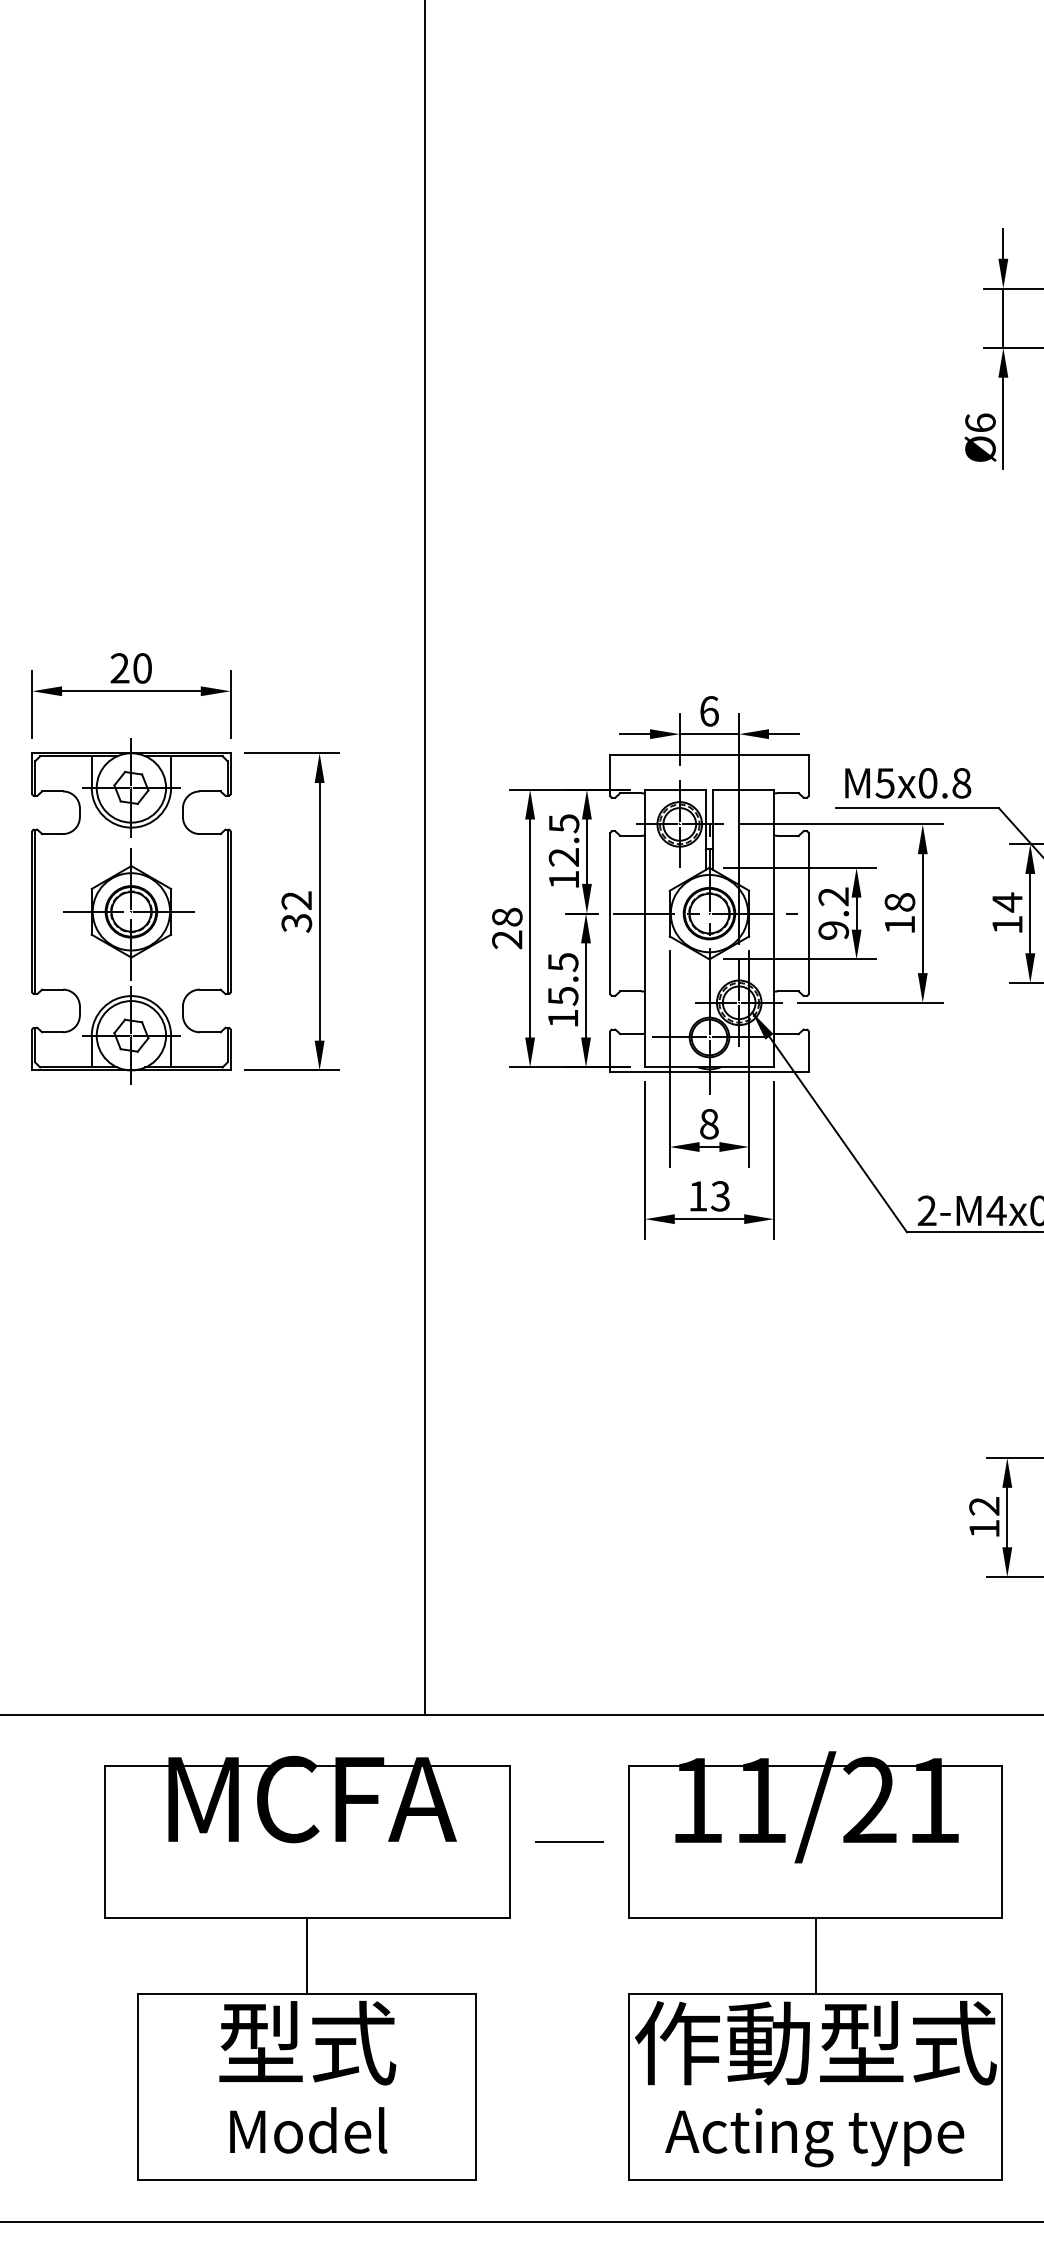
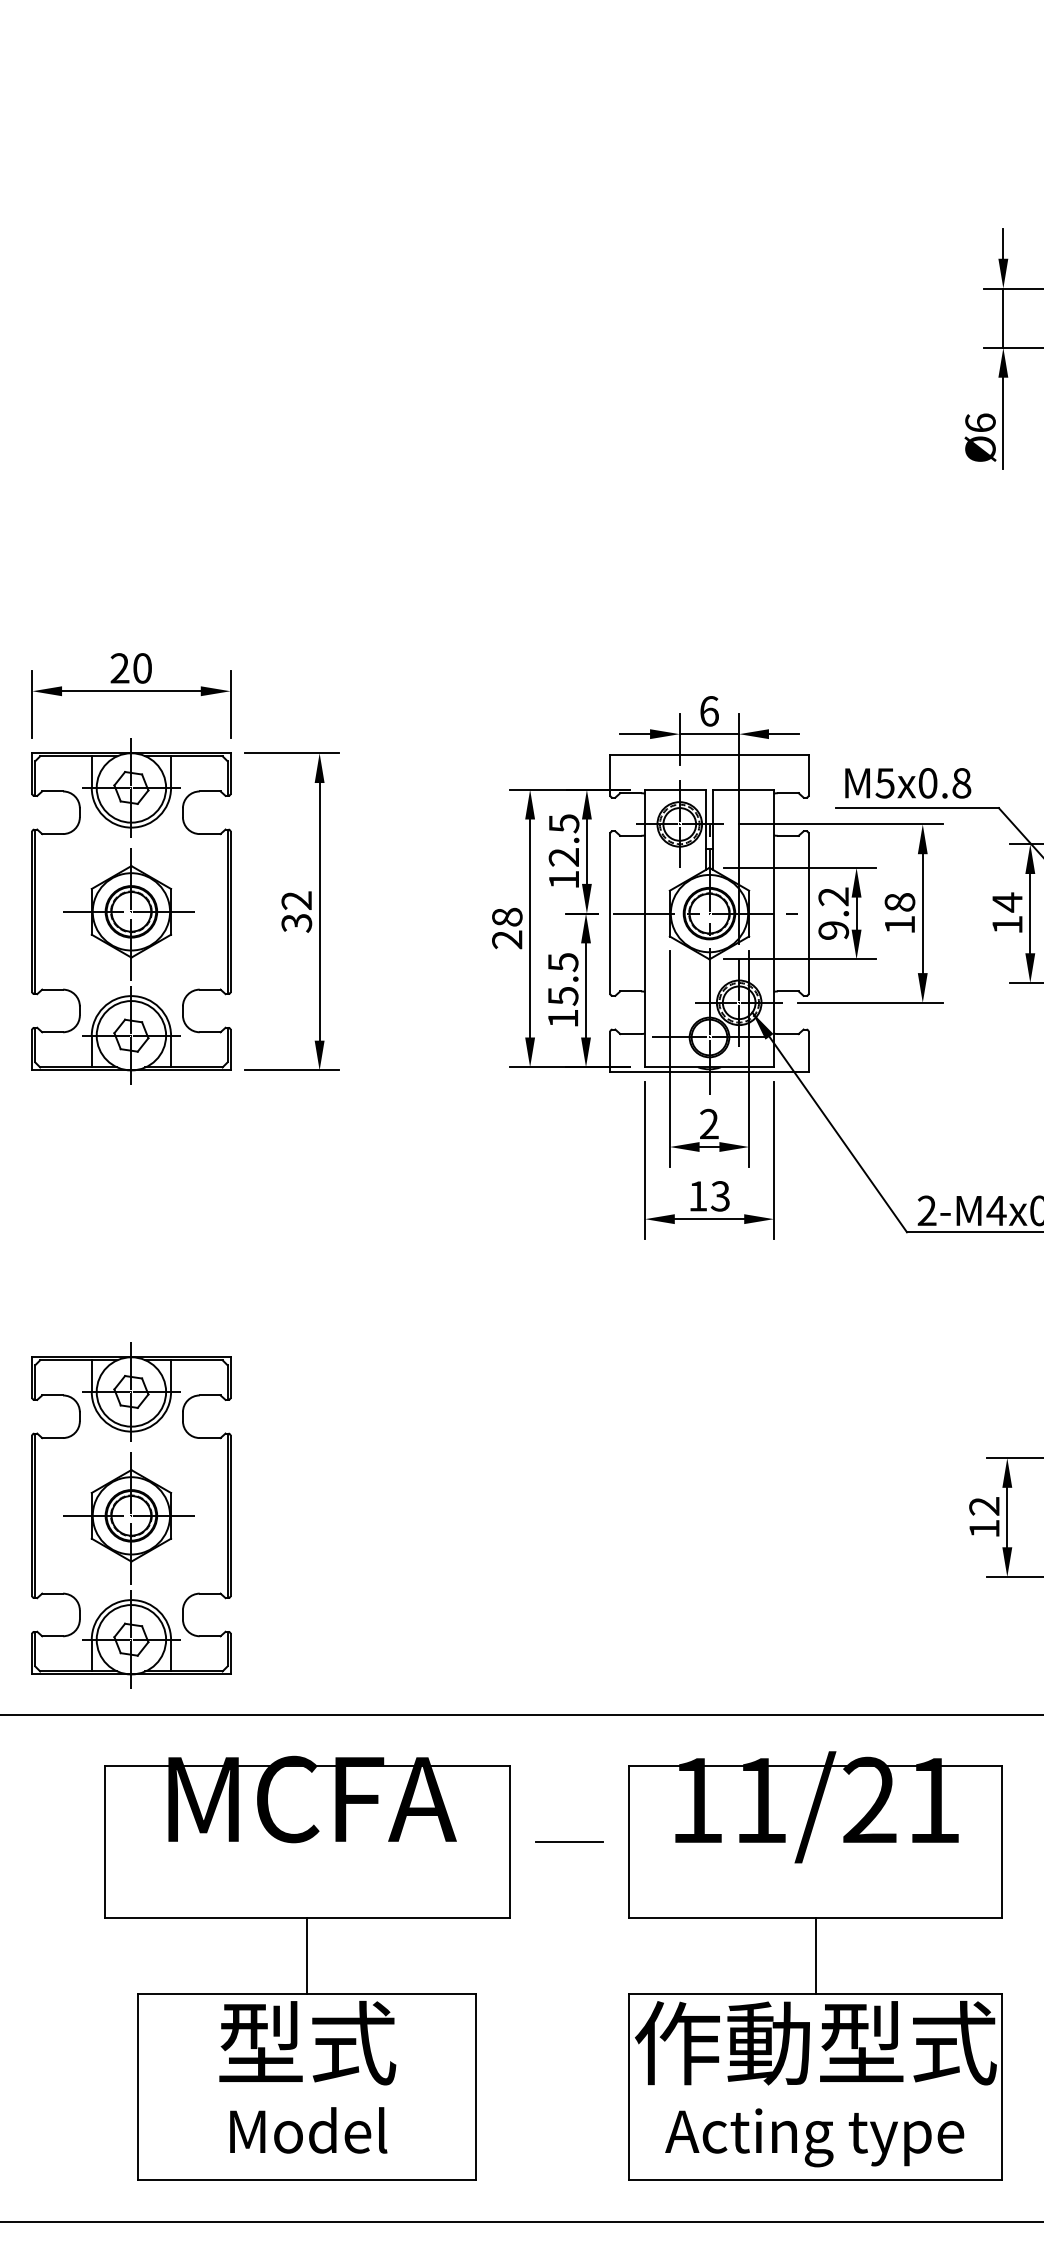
line: present -> none (424, 858)
text: 8 -> 2 (709, 1123)
part: none -> present (131, 1515)
